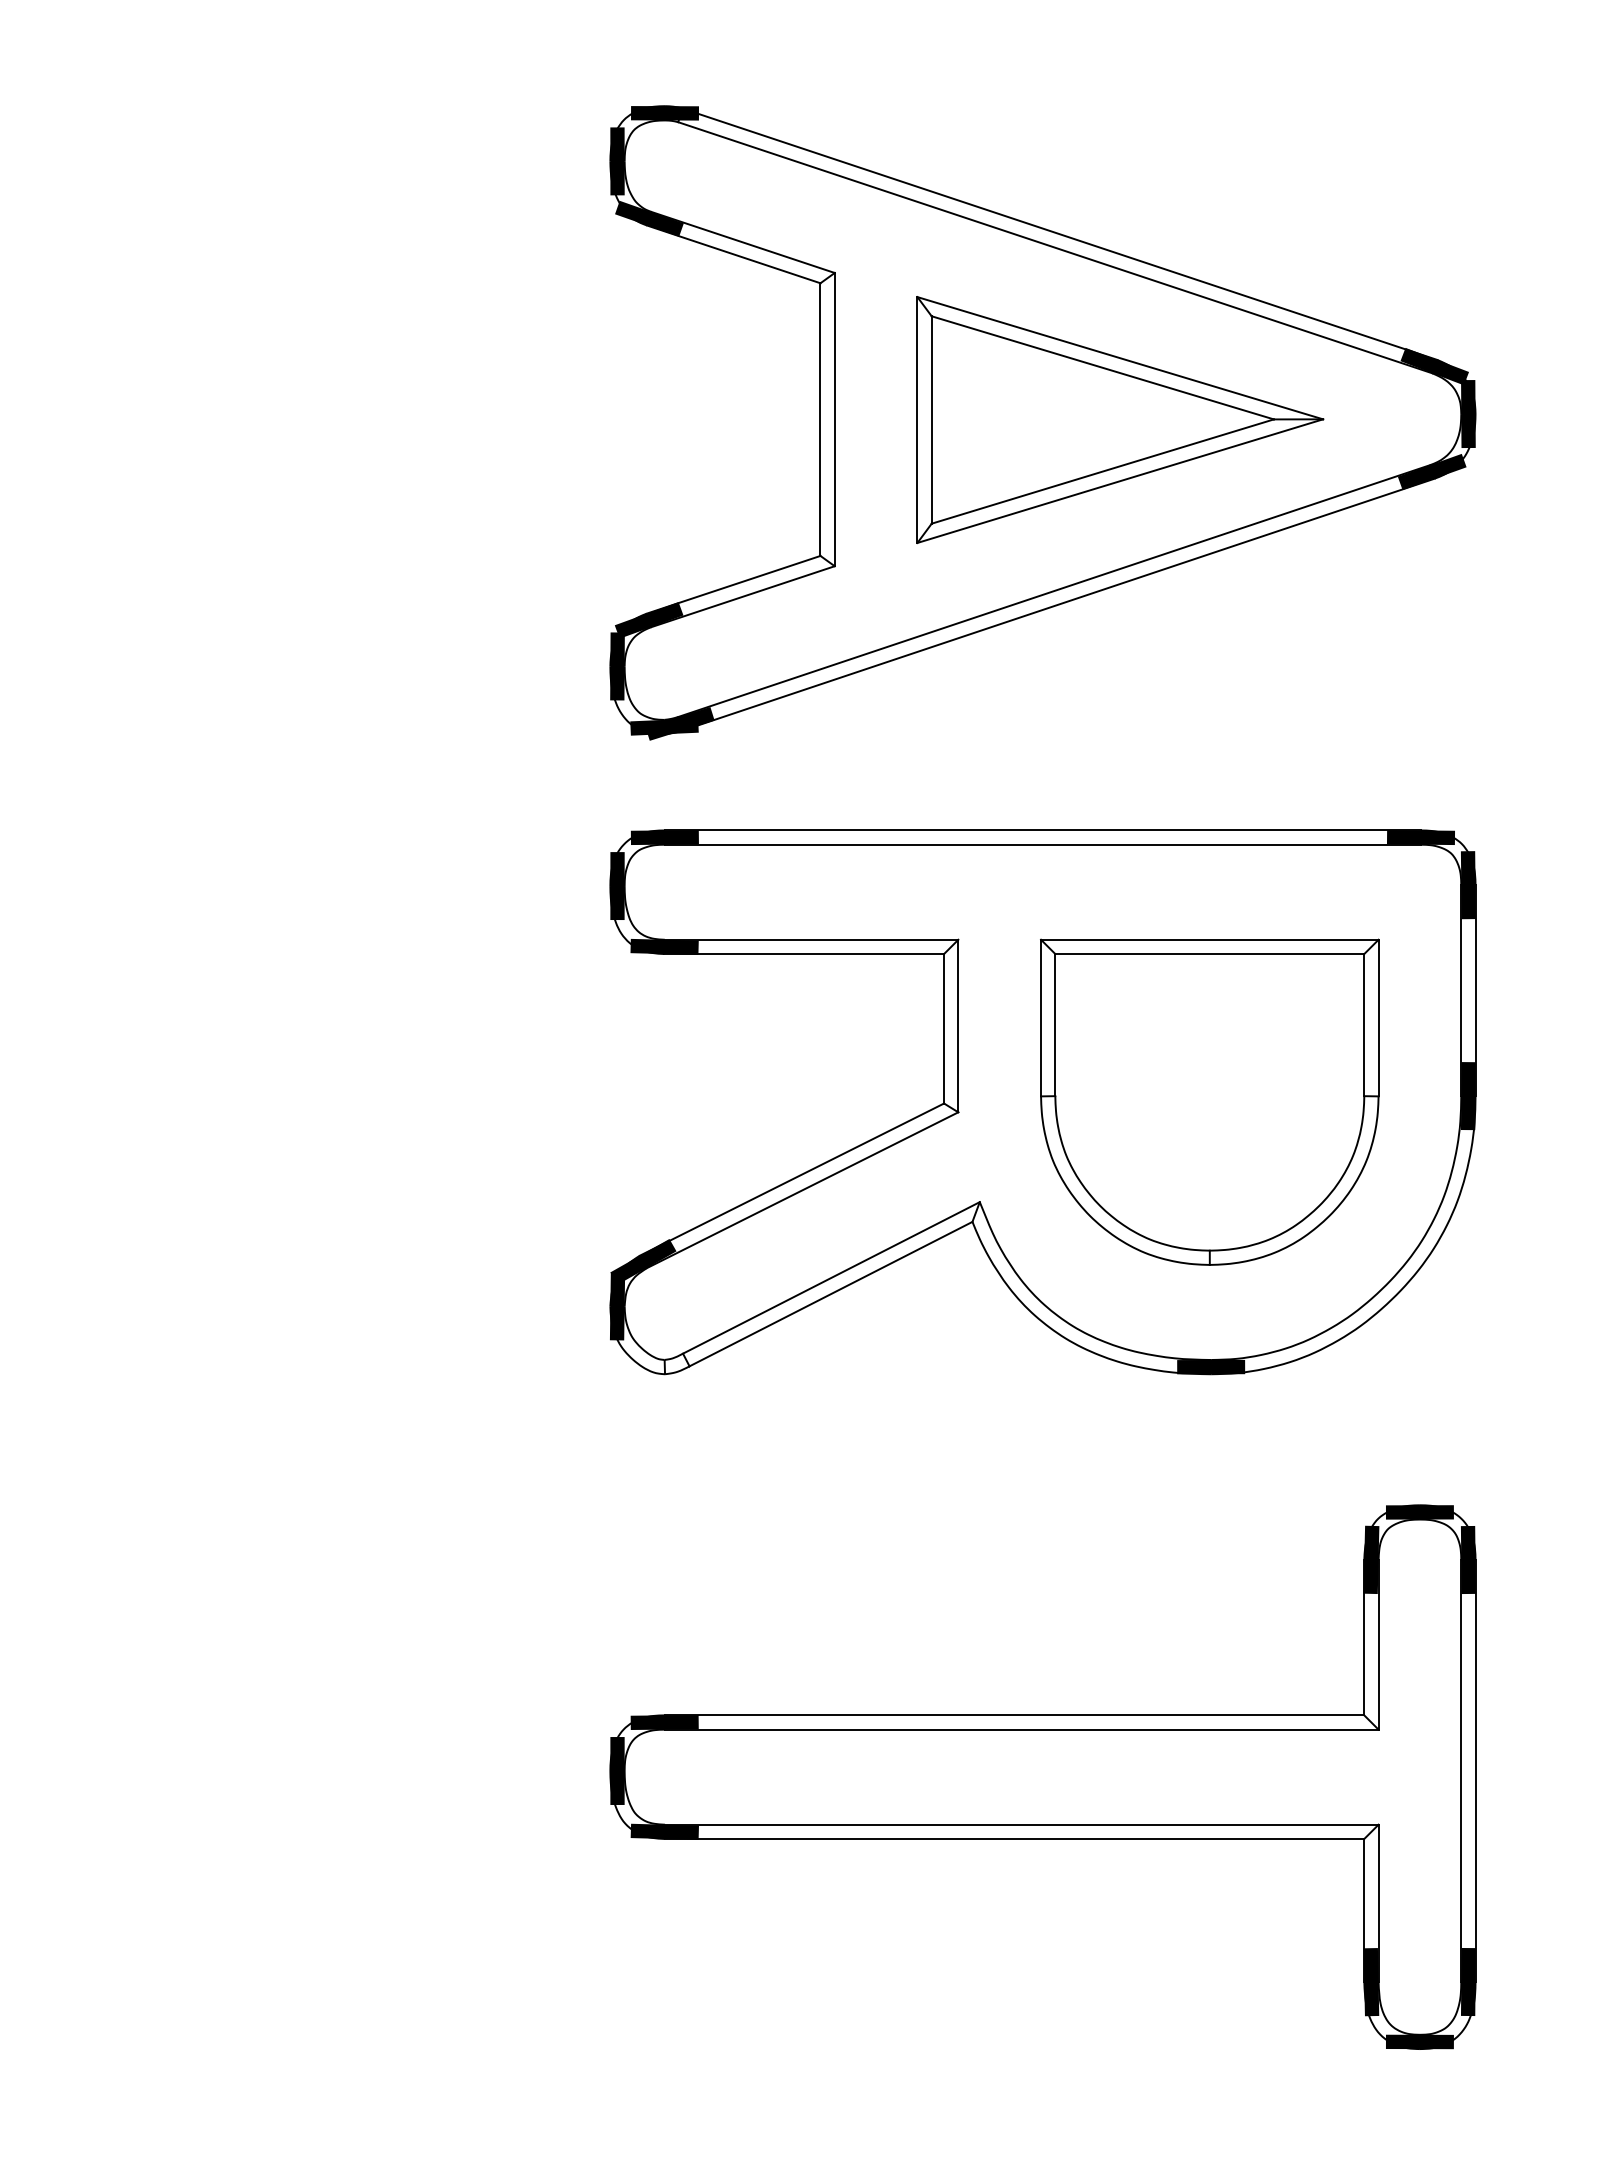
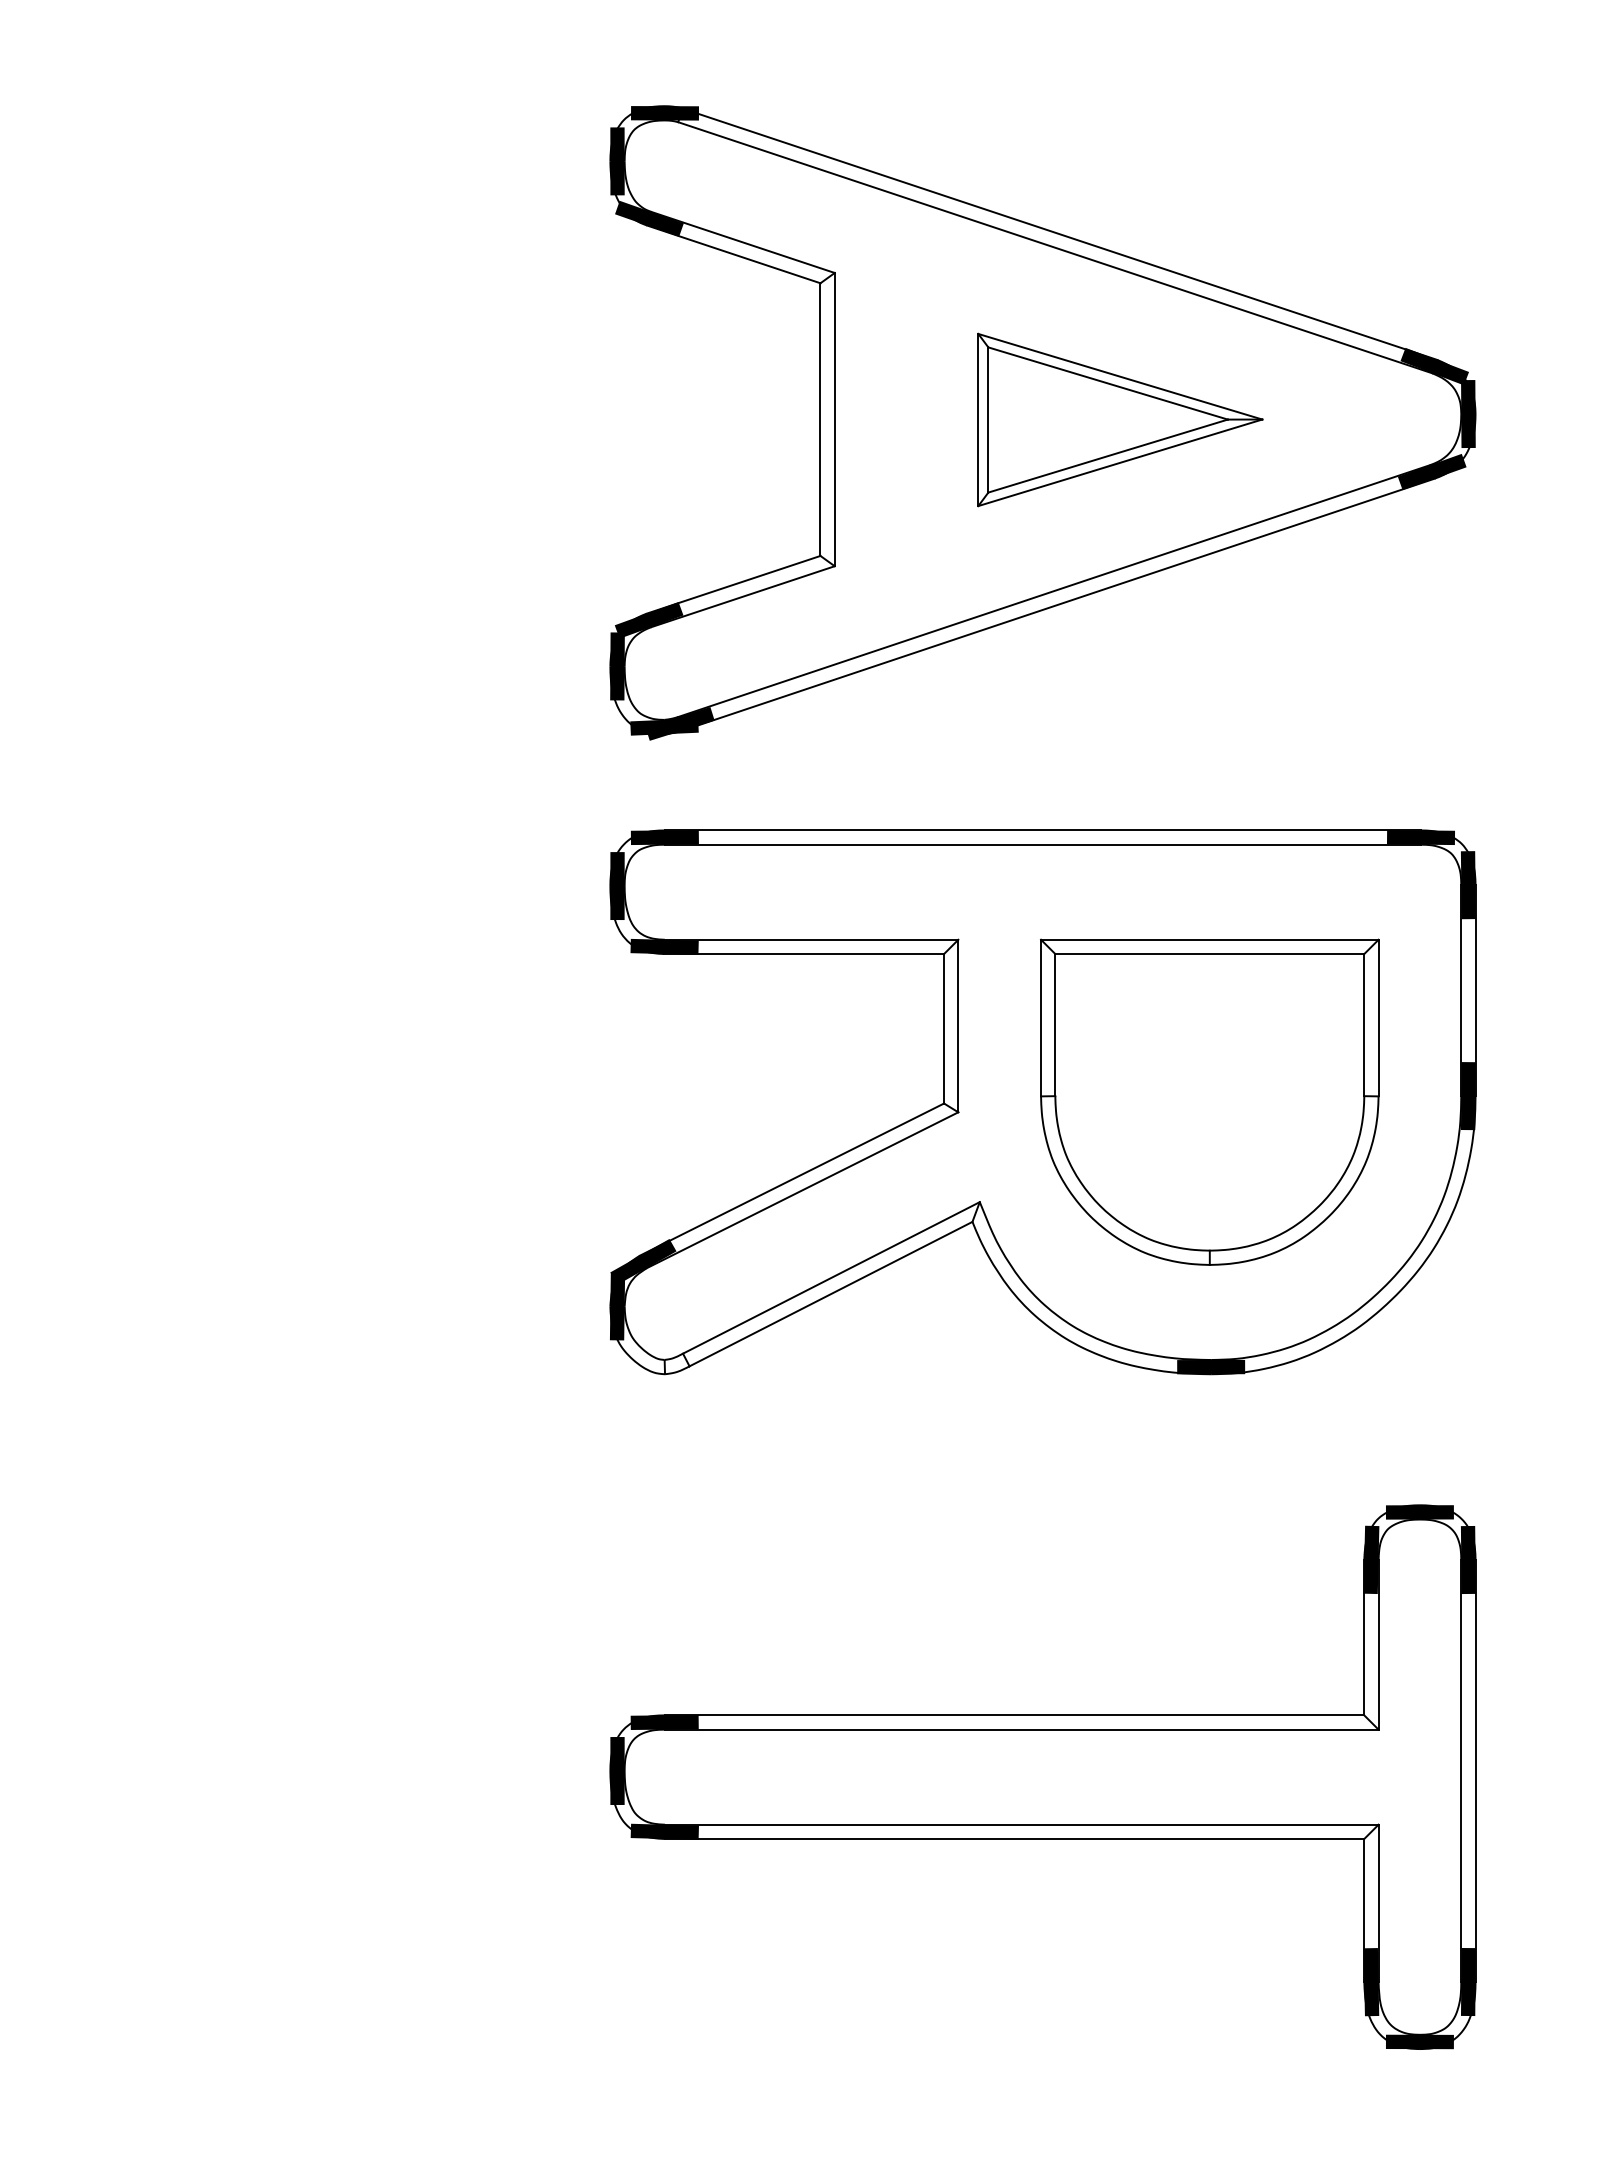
part size: 409x248 px -> 287x176 px (1120, 419)
